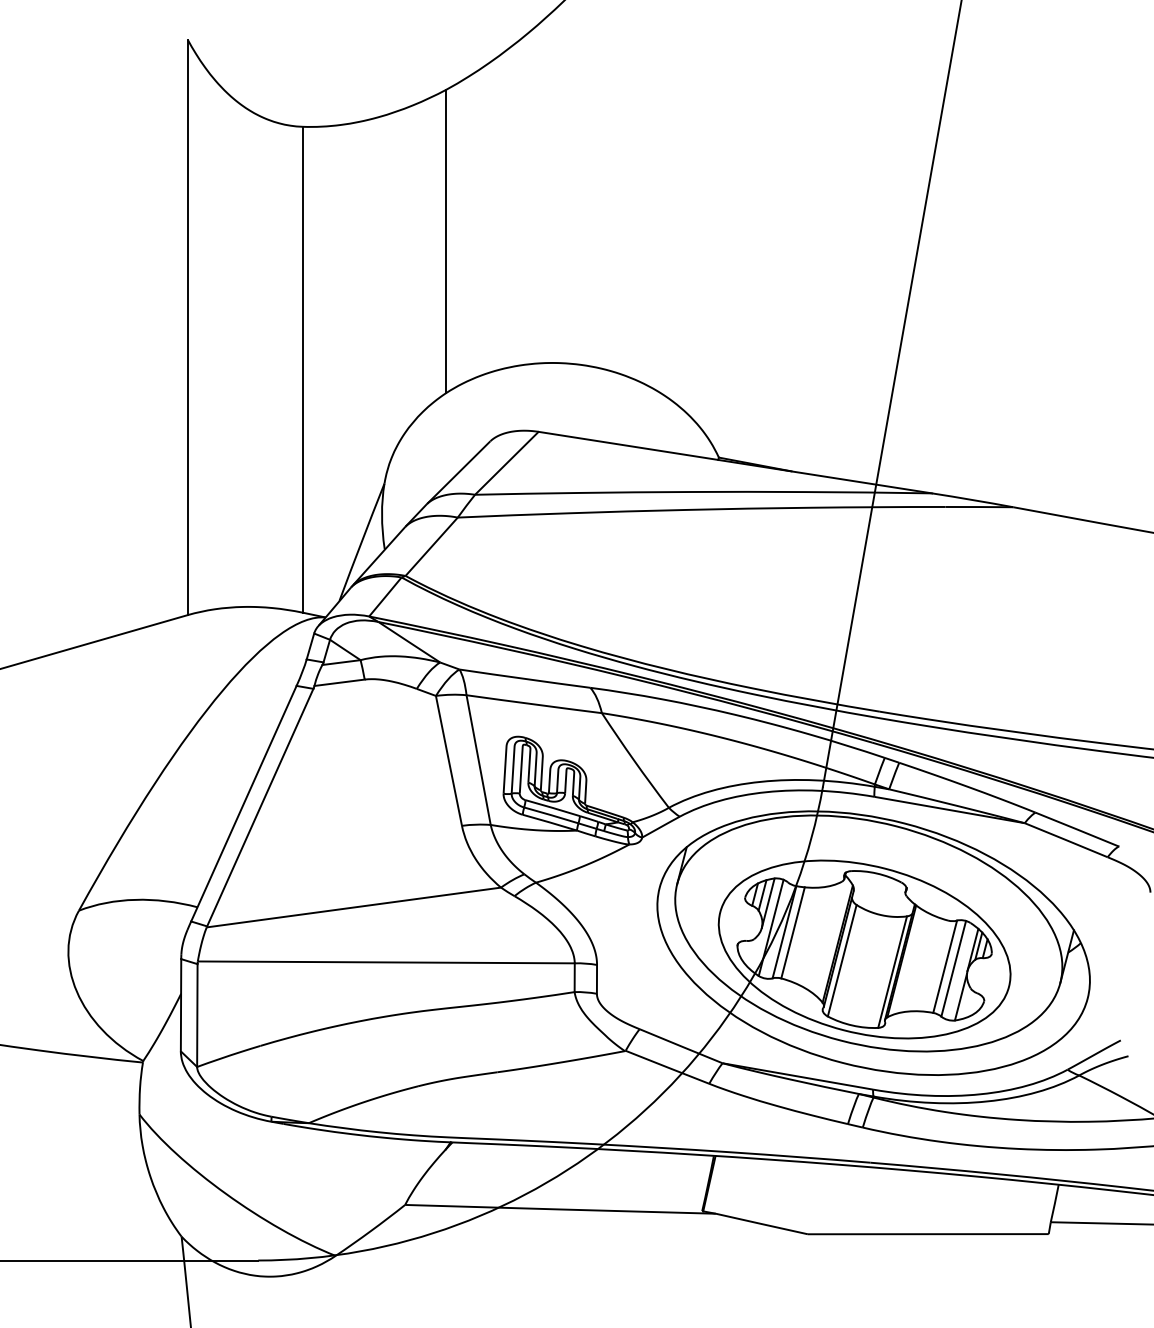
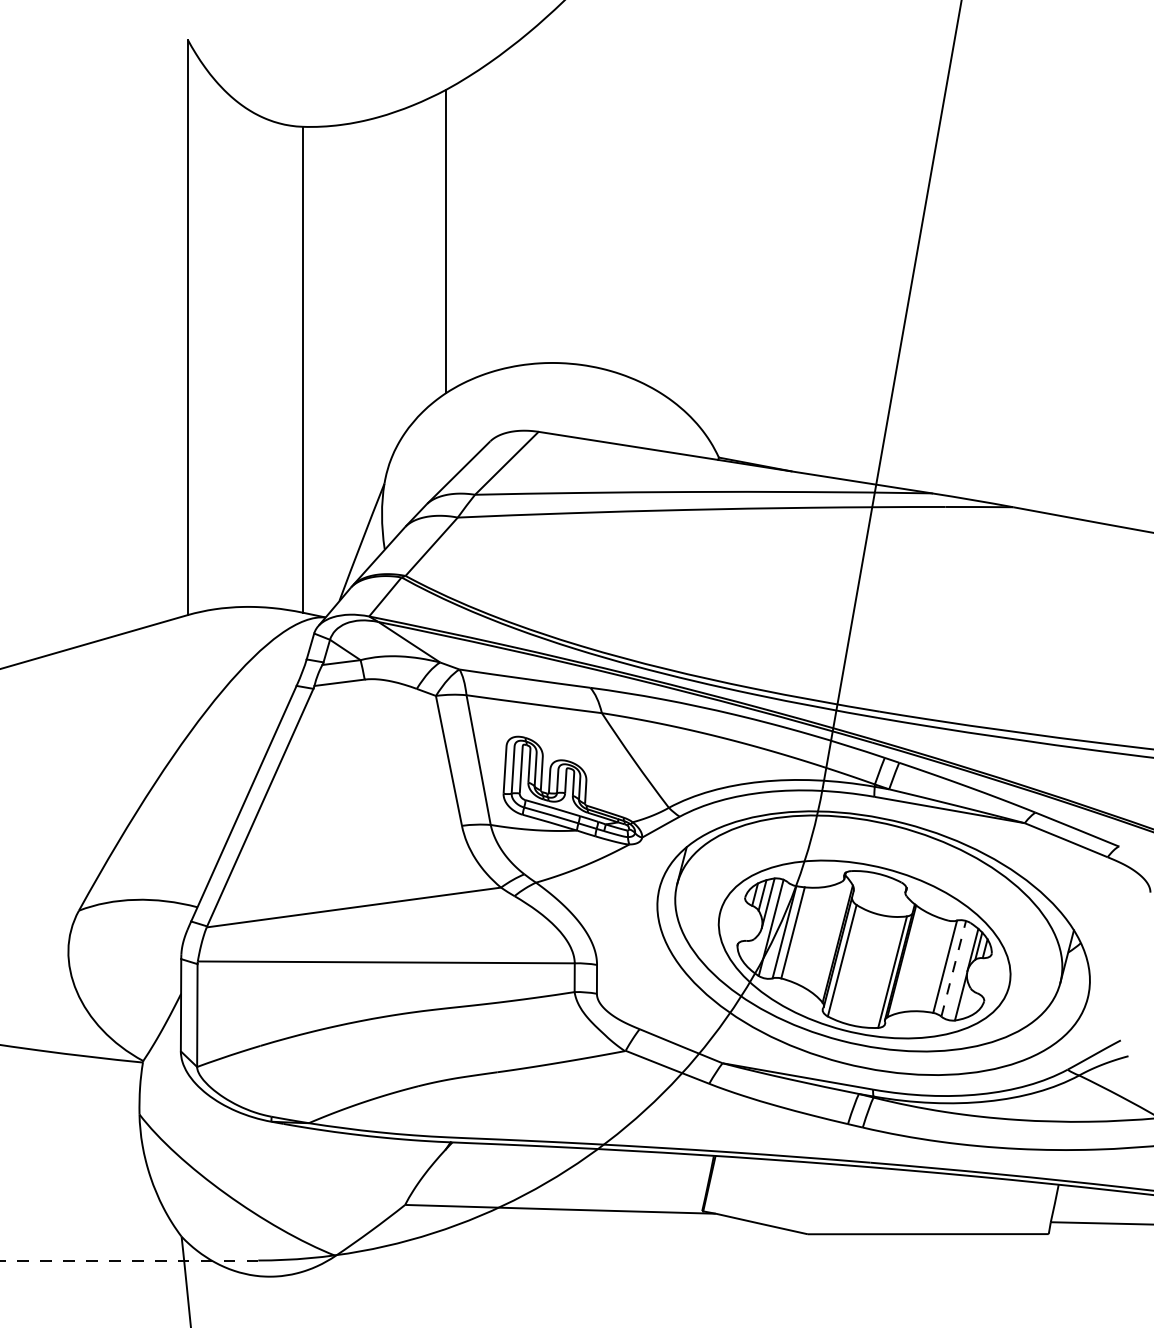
line: solid -> dashed (953, 968)
line: solid -> dashed (129, 1260)
